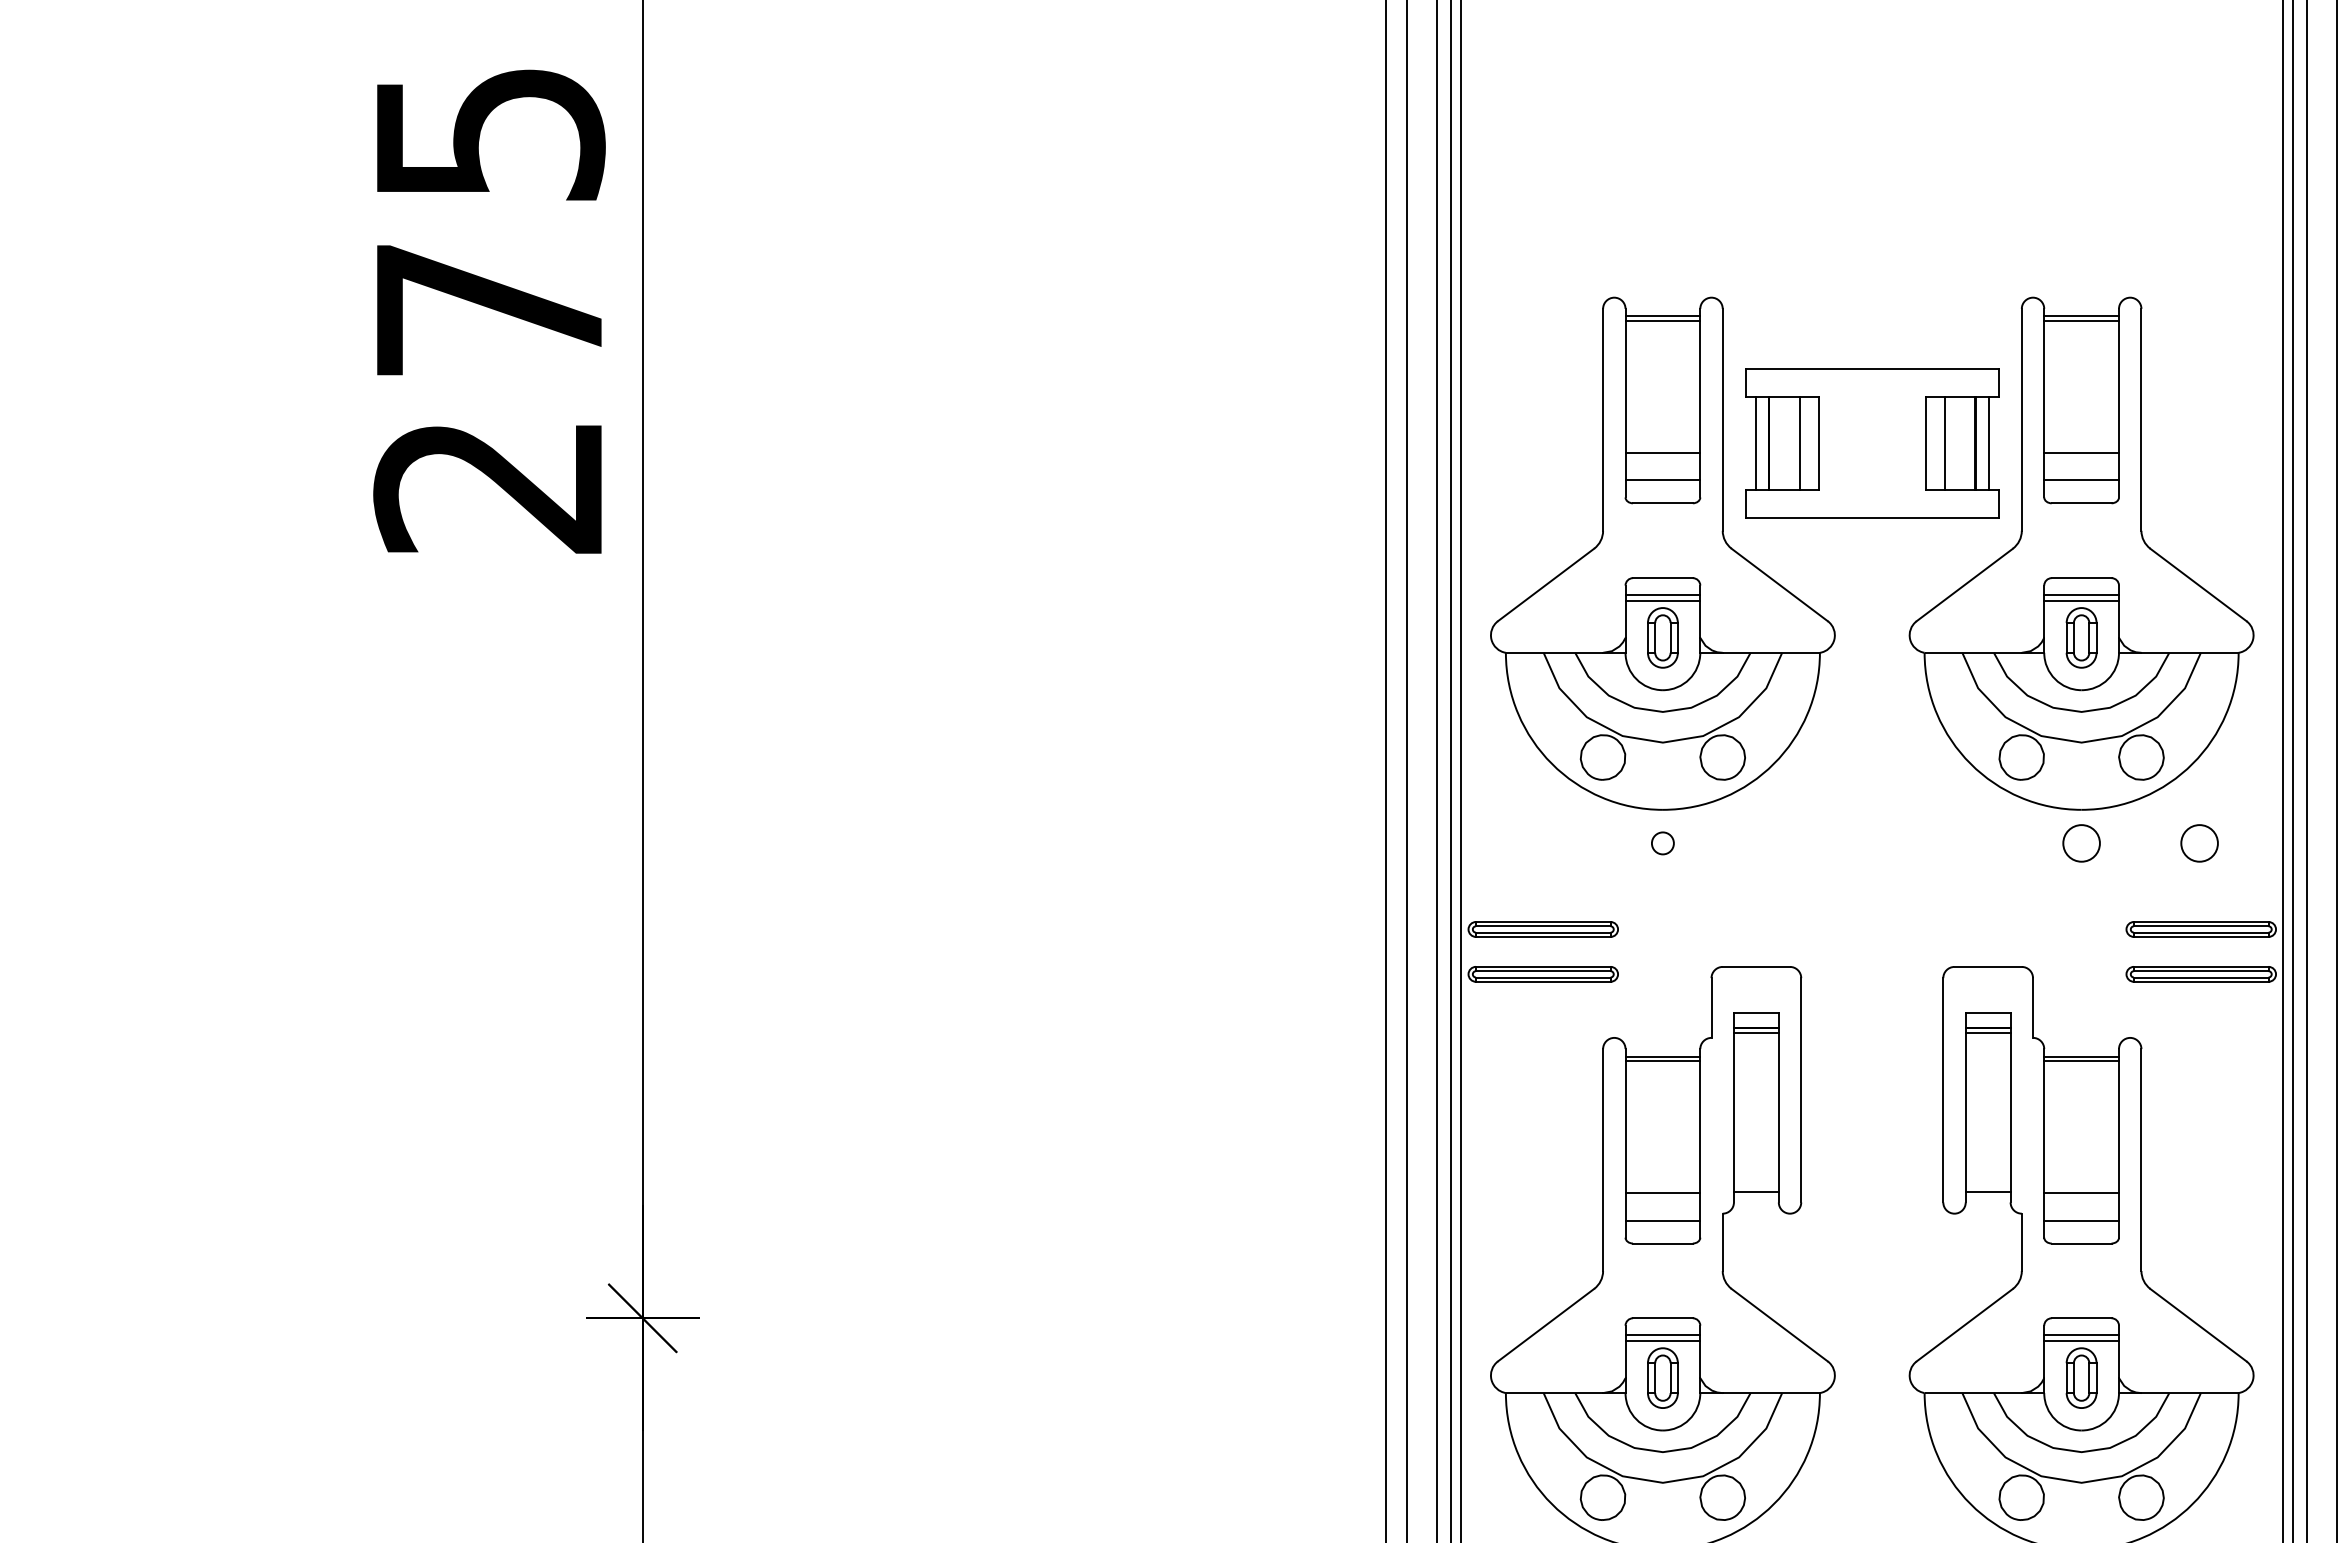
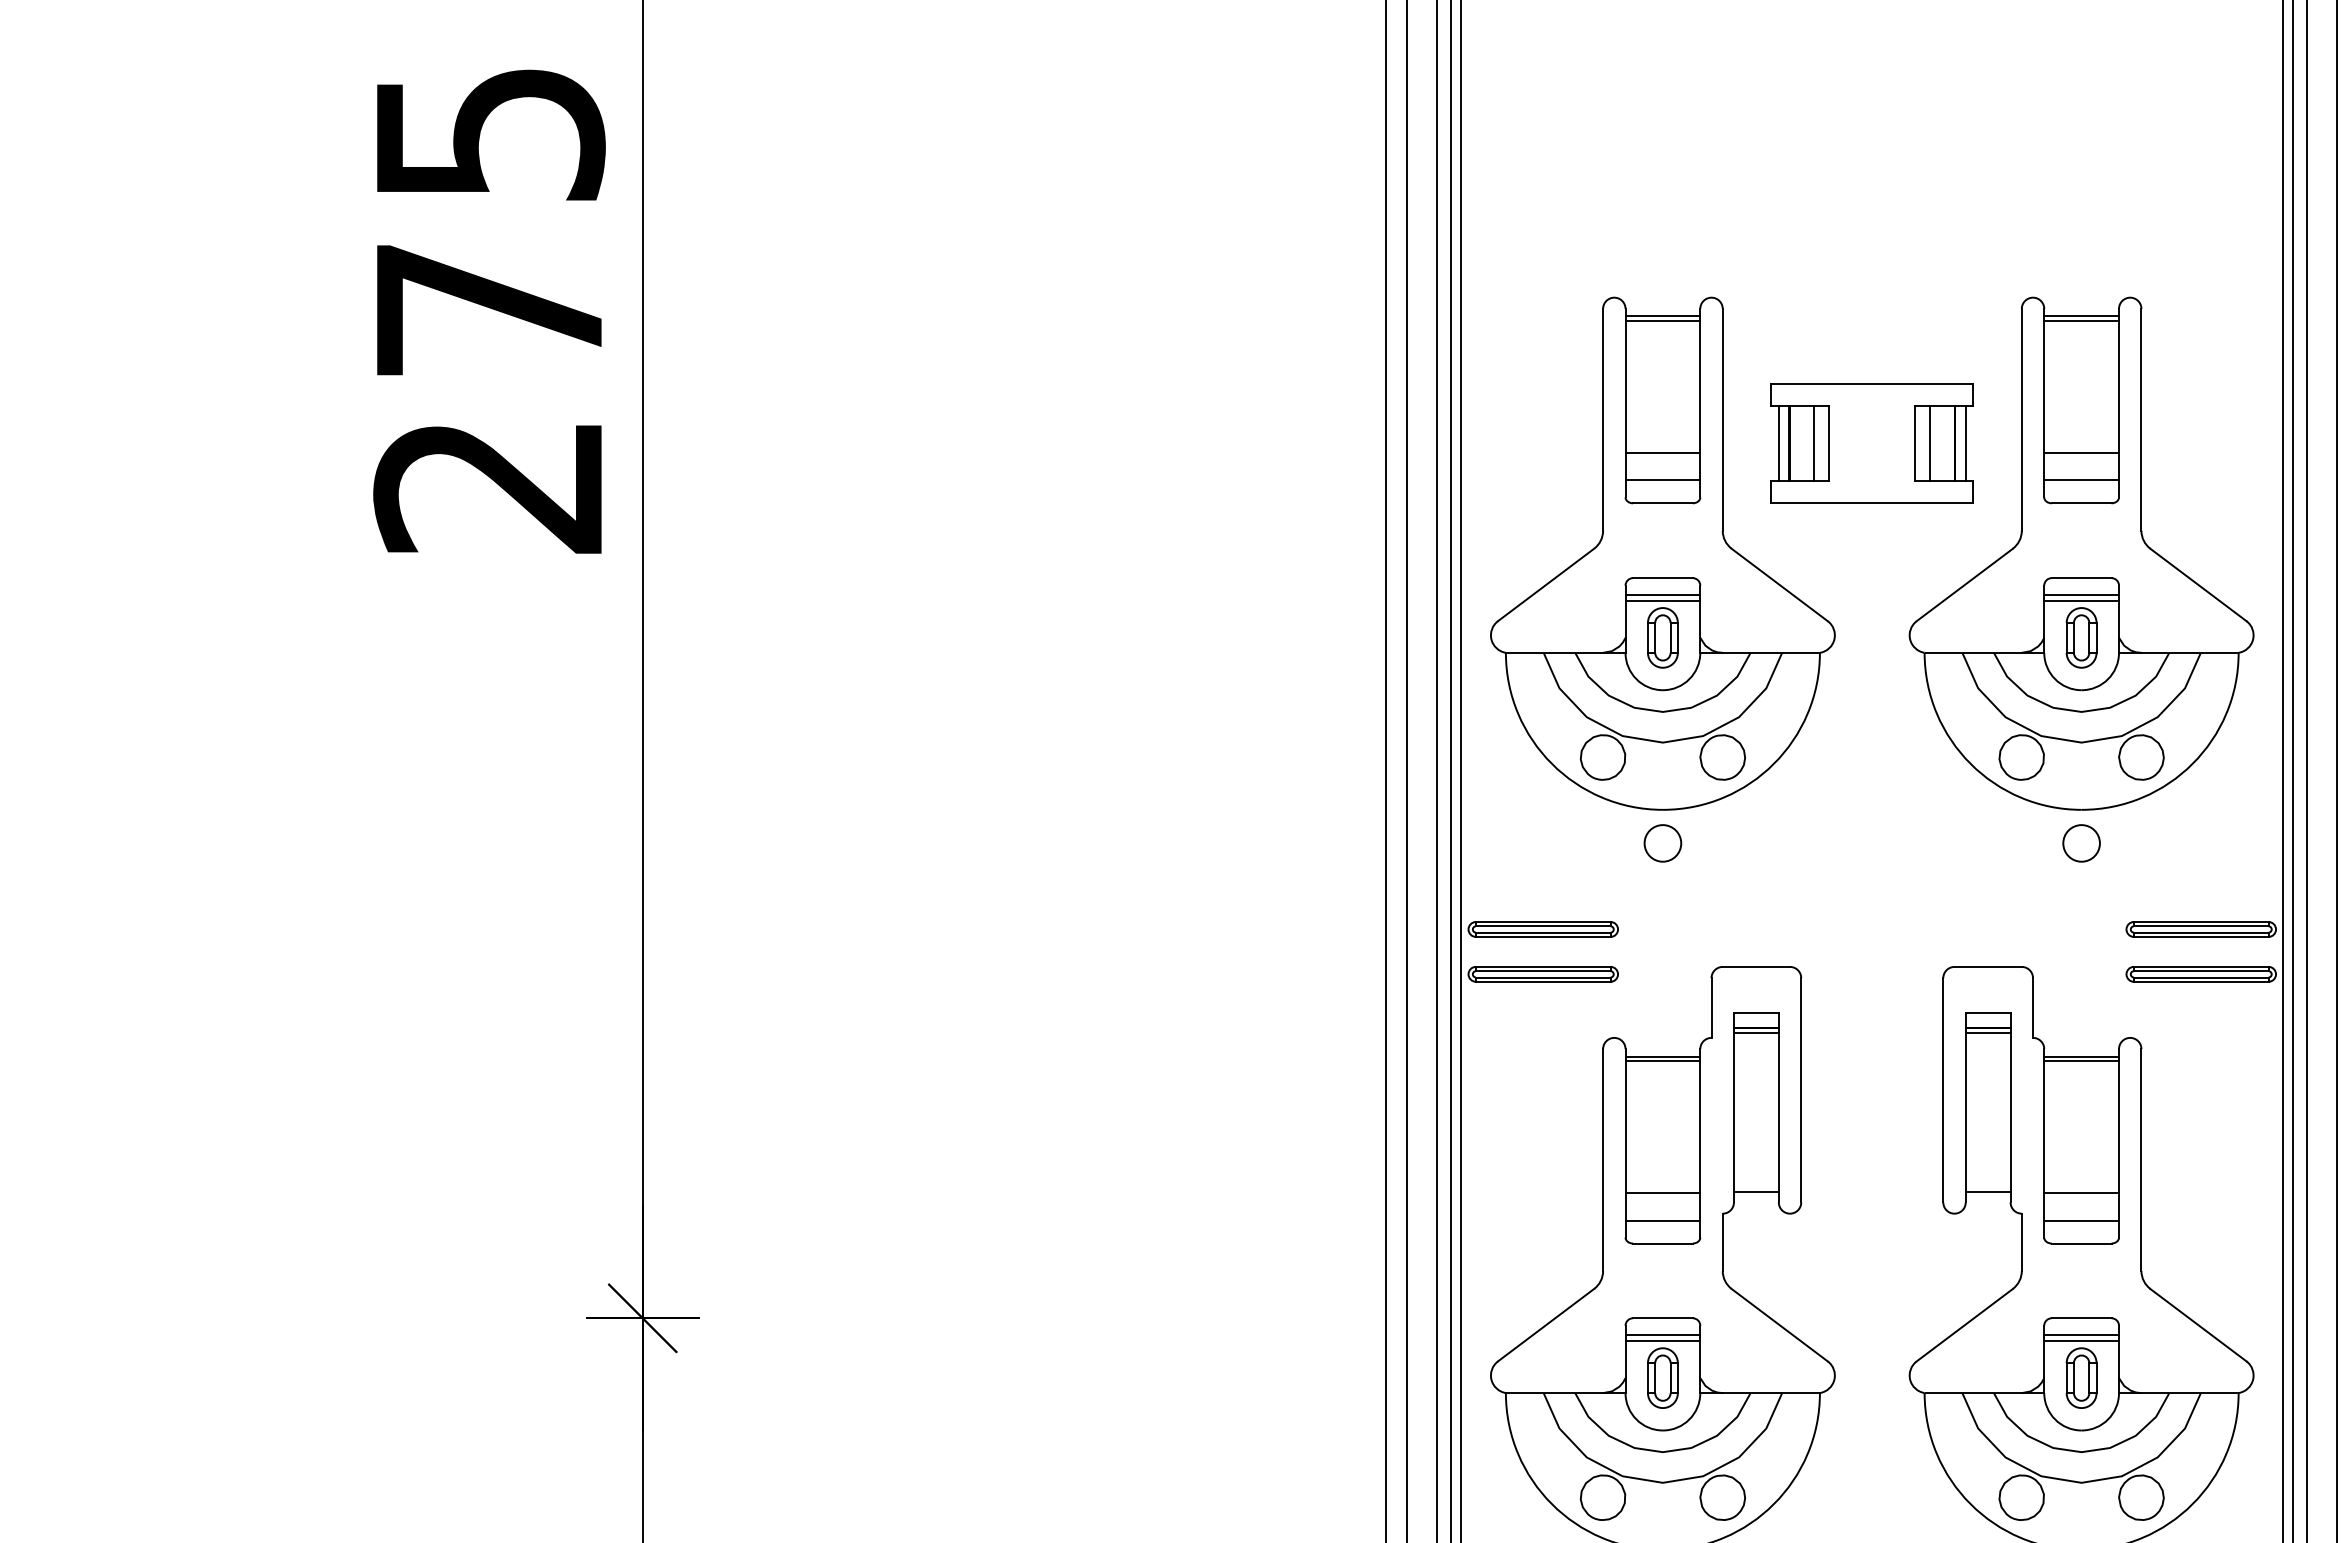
part size: 255x151 px -> 204x121 px (1871, 443)
circle diameter: 22 px -> 37 px (1662, 843)
circle: present -> none (2199, 843)
